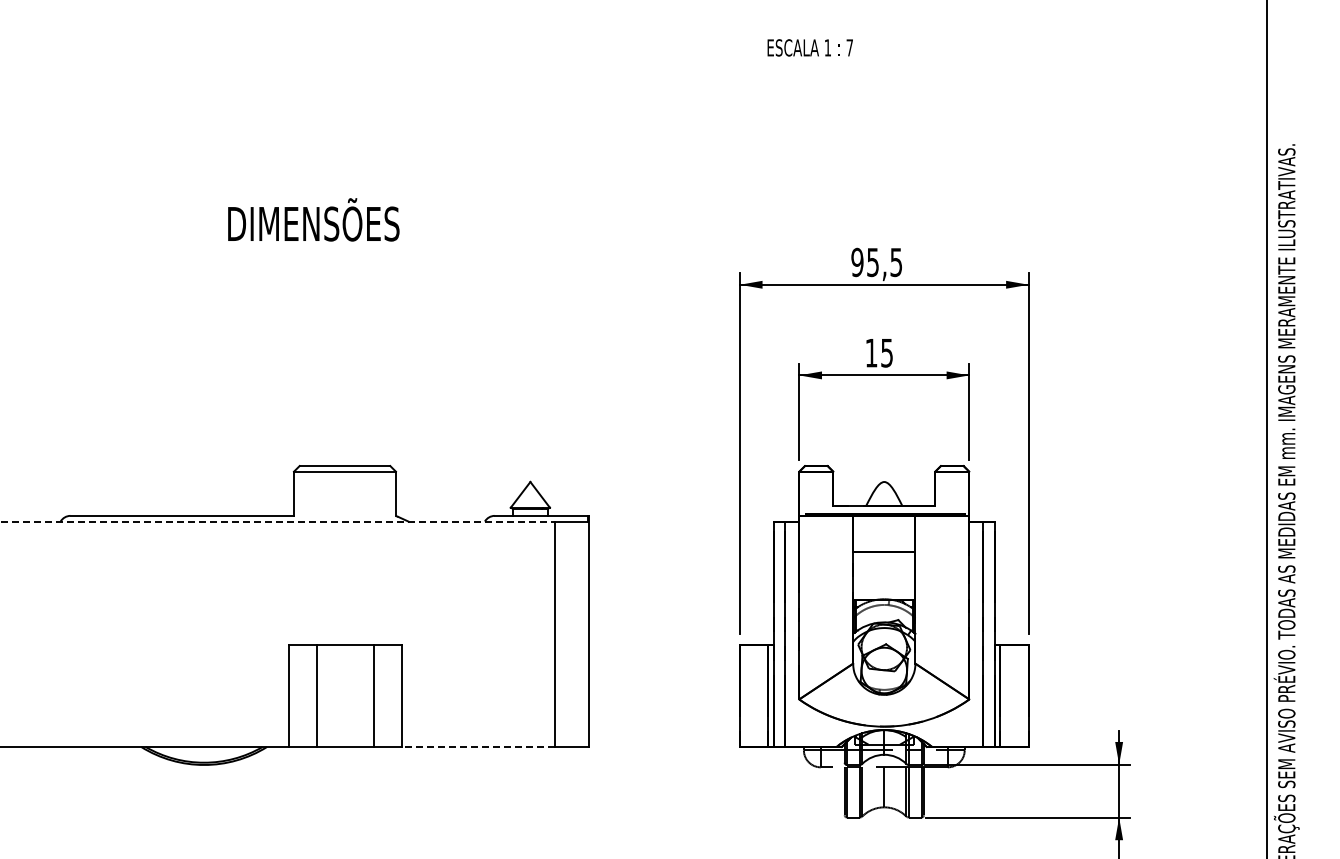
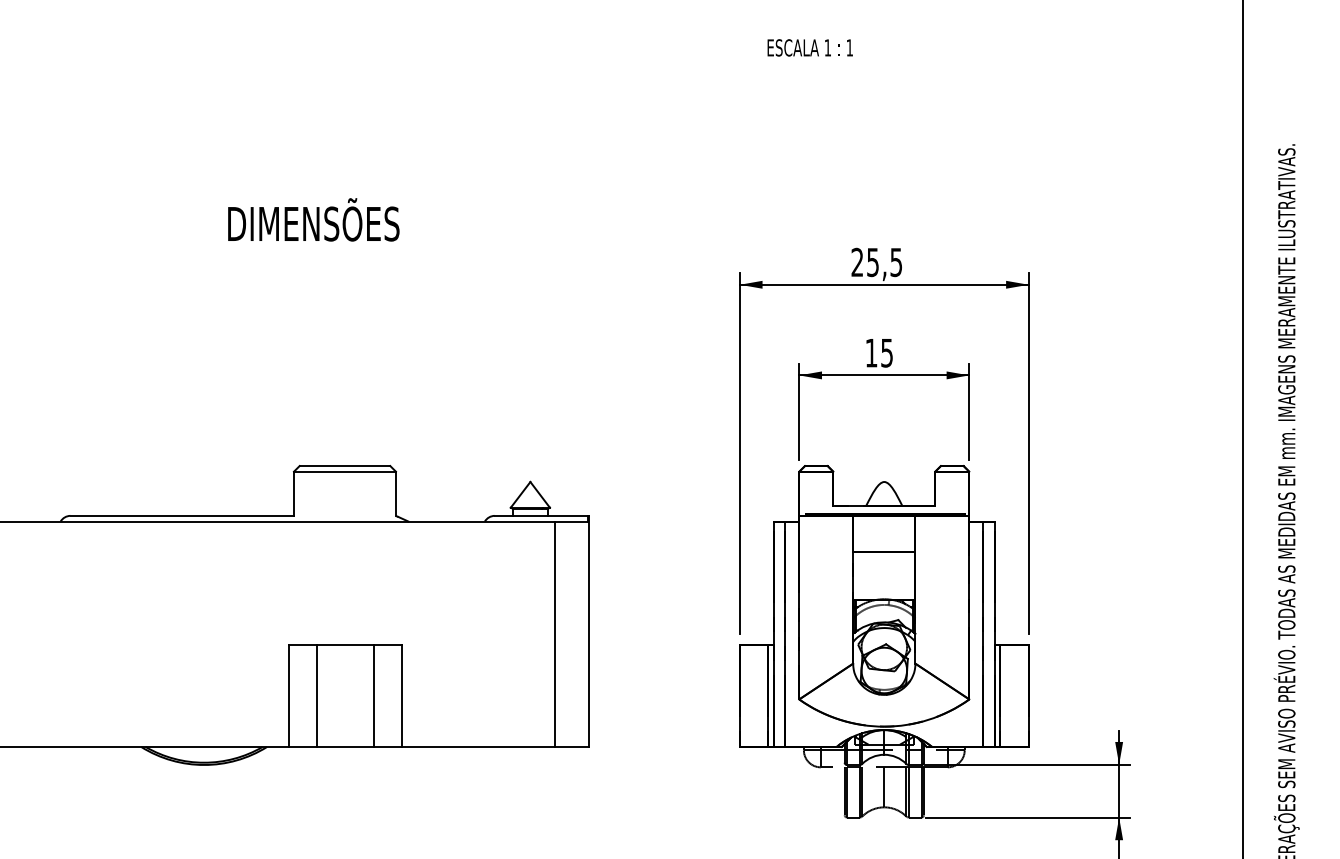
text: 7 -> 1 (849, 47)
text: 95,5 -> 25,5 (857, 262)
line position: (1267, 428) -> (1243, 428) (1243, 428)
line: dashed -> solid (278, 521)
line: dashed -> solid (478, 746)
